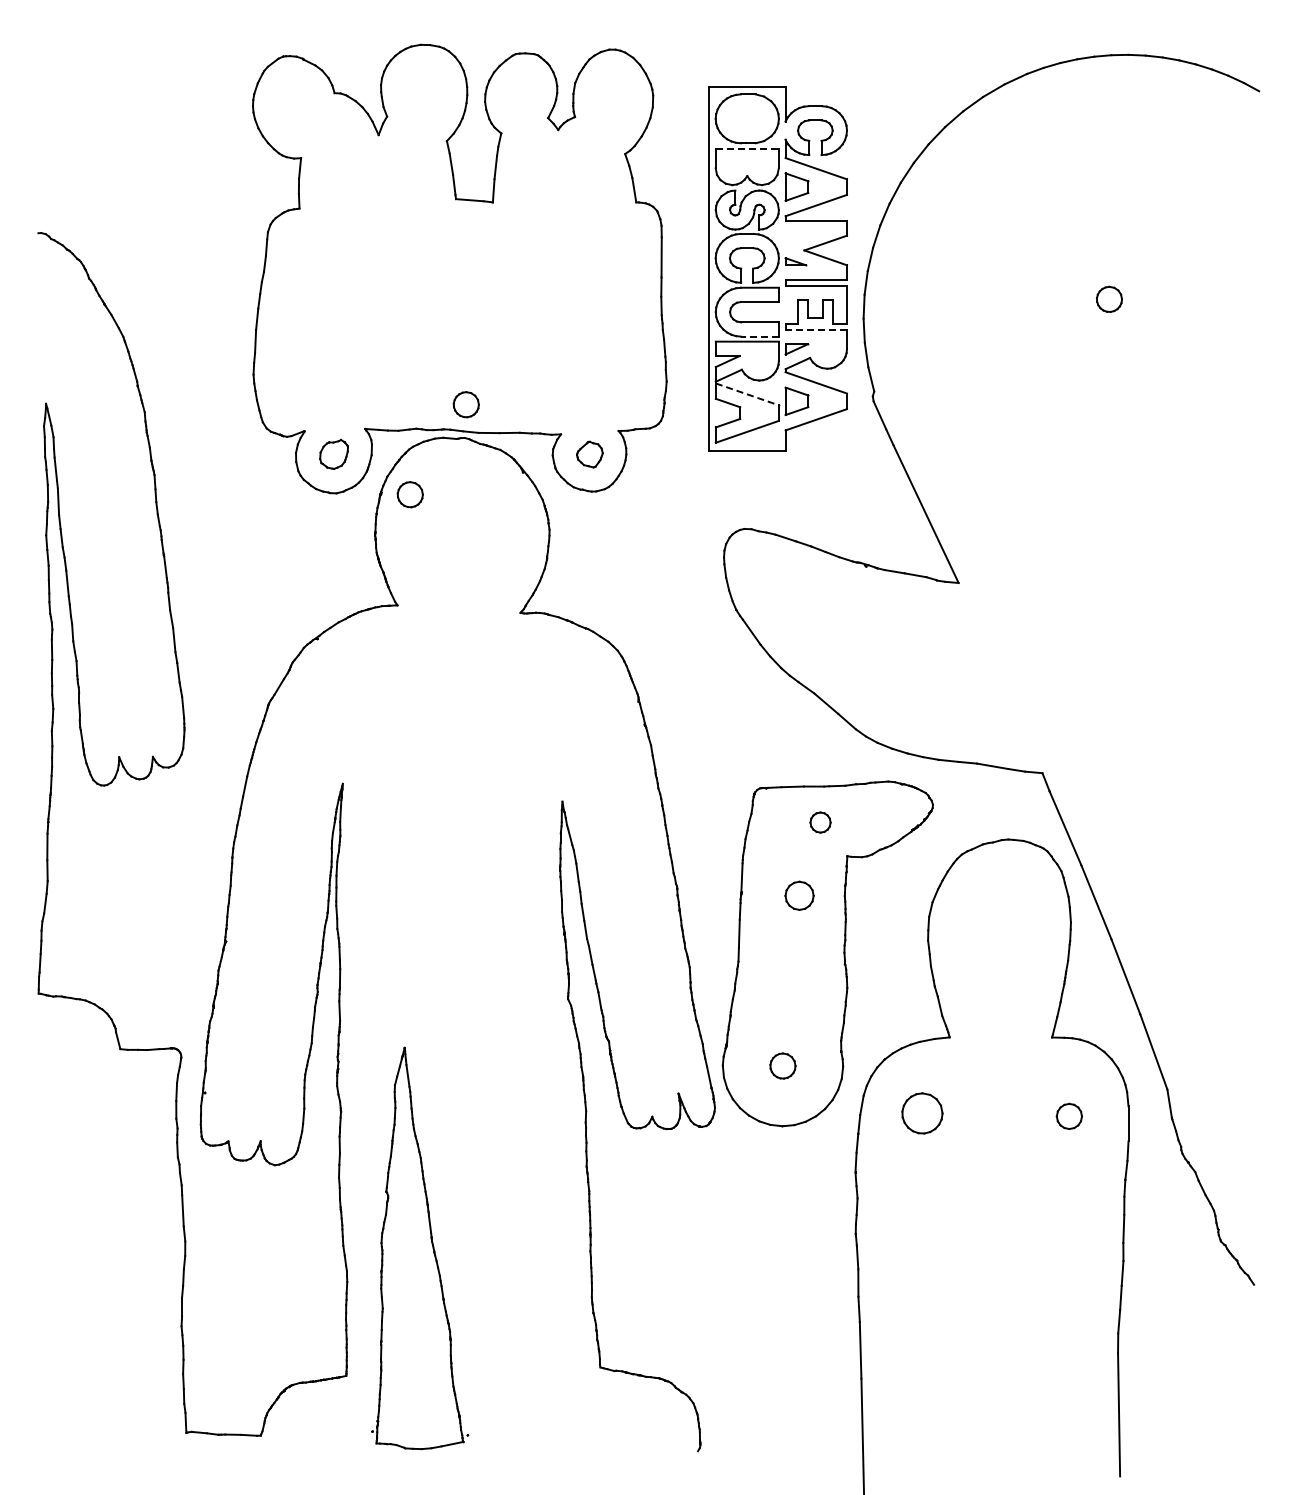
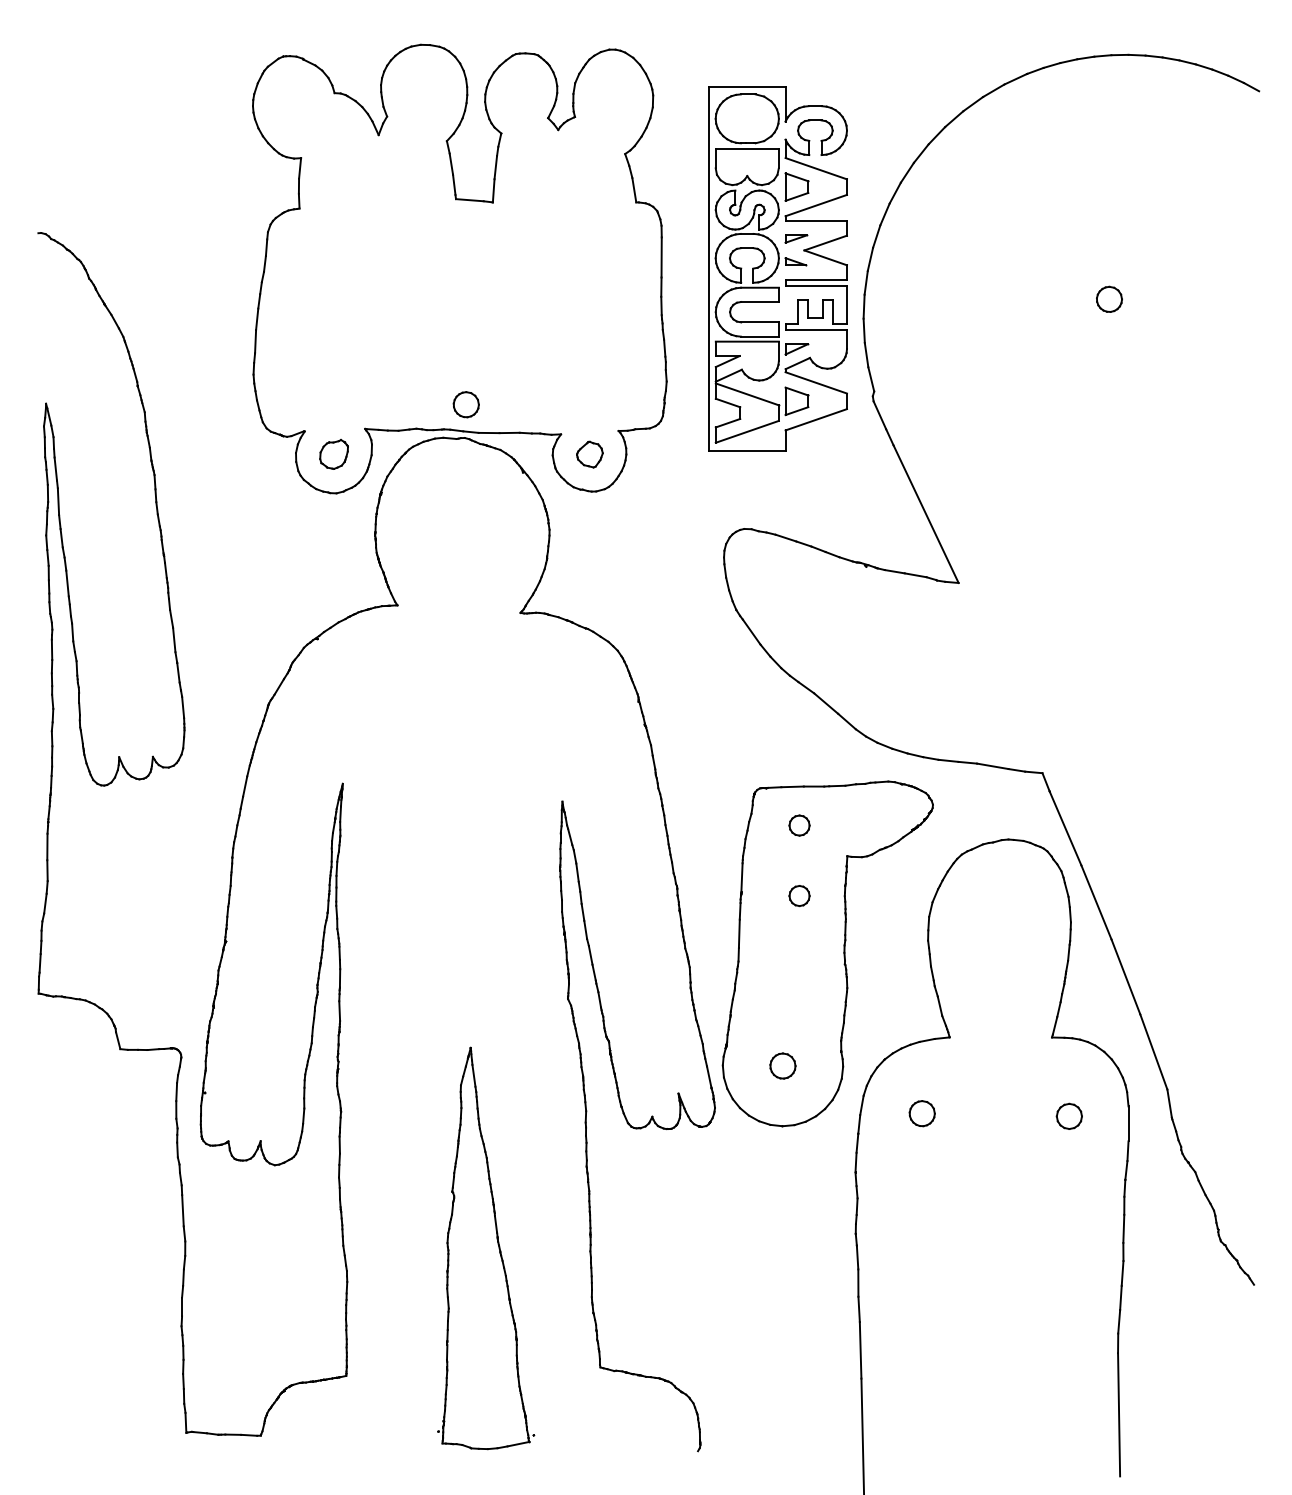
line: dashed -> solid (747, 148)
part: none -> present (796, 238)
line: dashed -> solid (816, 329)
line: dashed -> solid (759, 336)
line: dashed -> solid (747, 394)
part: present -> none (409, 494)
part position: (820, 822) -> (799, 825) (799, 825)
part size: 31x31 px -> 23x23 px (799, 896)
part size: 43x43 px -> 28x28 px (921, 1113)
part position: (420, 1248) -> (486, 1248) (486, 1248)
